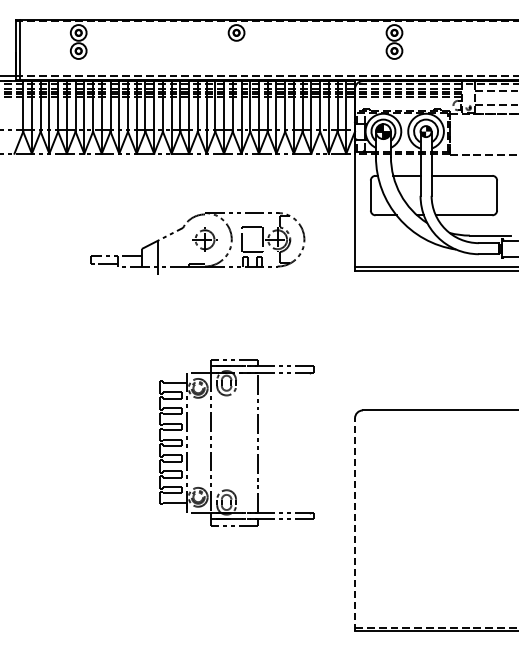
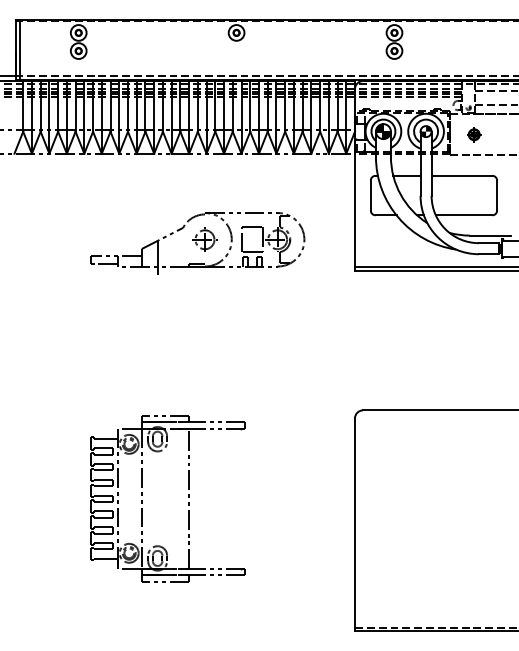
part: none -> present (474, 134)
part position: (257, 441) -> (188, 497) (188, 497)
line: dashed -> solid (355, 524)
